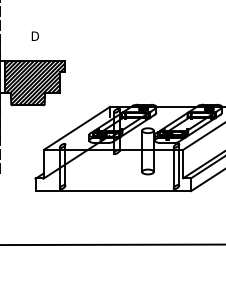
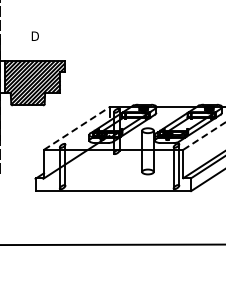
line: solid -> dashed (77, 128)
line: solid -> dashed (205, 135)
